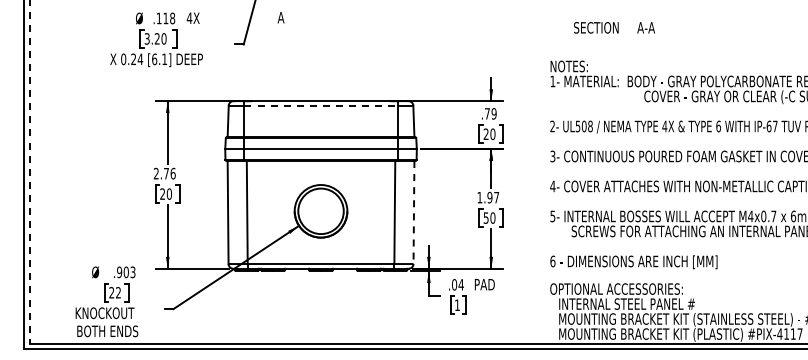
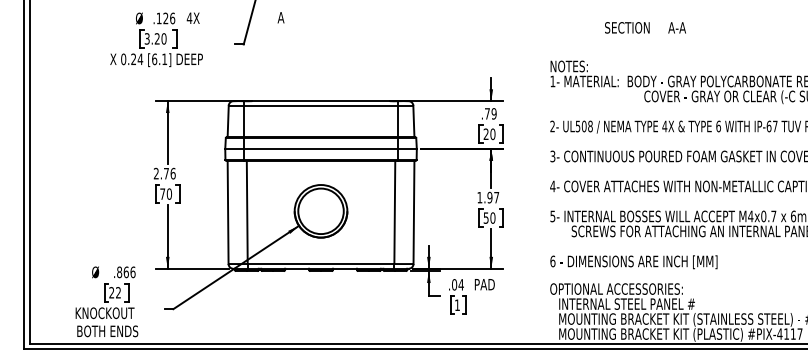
text: .118 -> .126 (169, 18)
text position: (614, 27) -> (645, 27) (645, 27)
line: dashed -> solid (321, 105)
line: dashed -> solid (29, 172)
text: 20 -> 70 (162, 193)
line: dashed -> solid (413, 212)
text: .903 -> .866 (126, 272)
